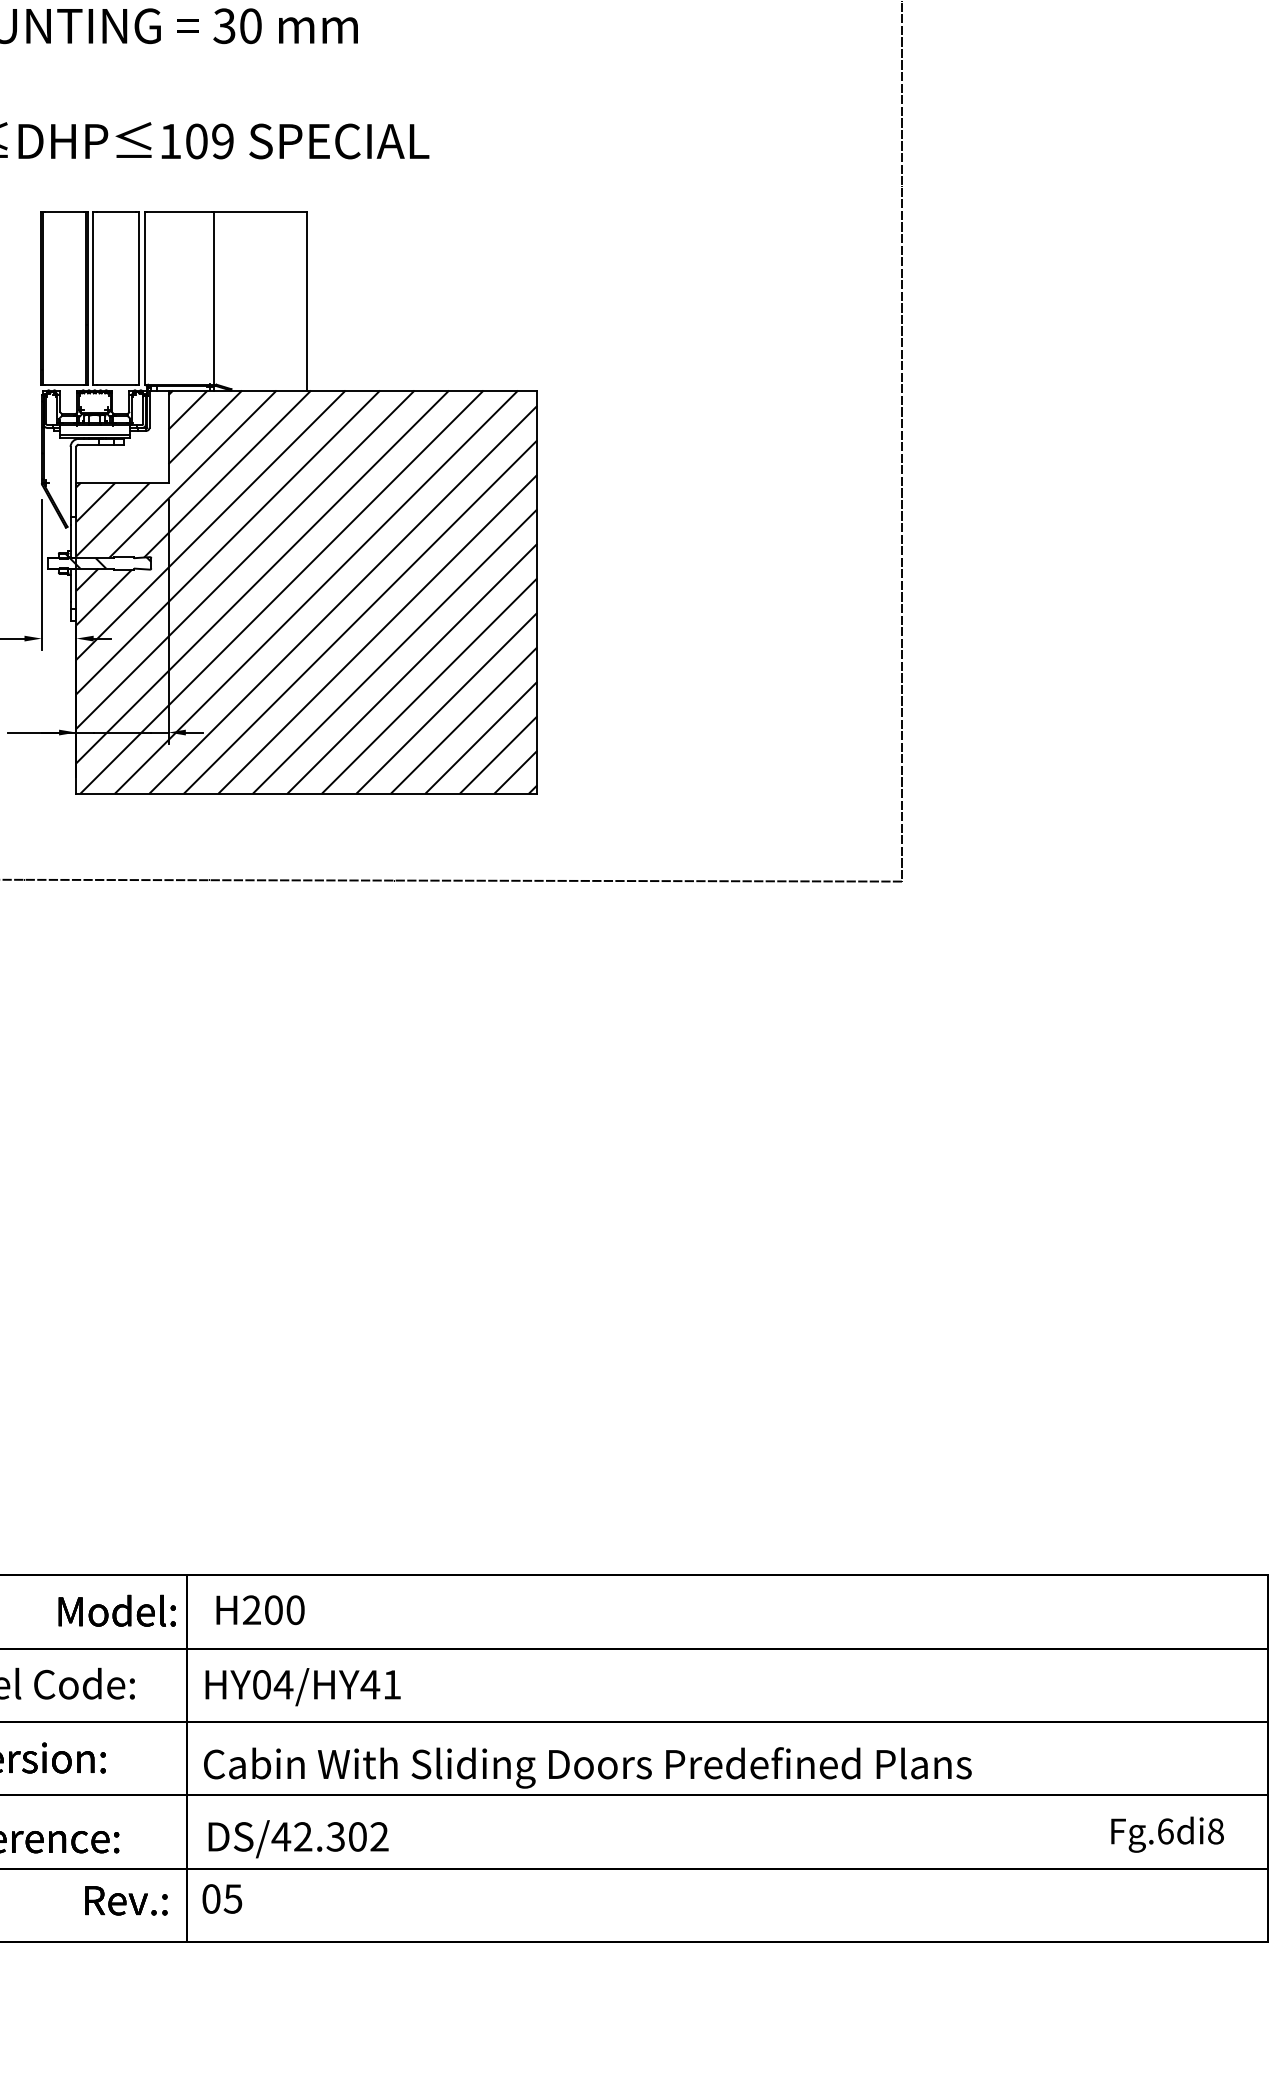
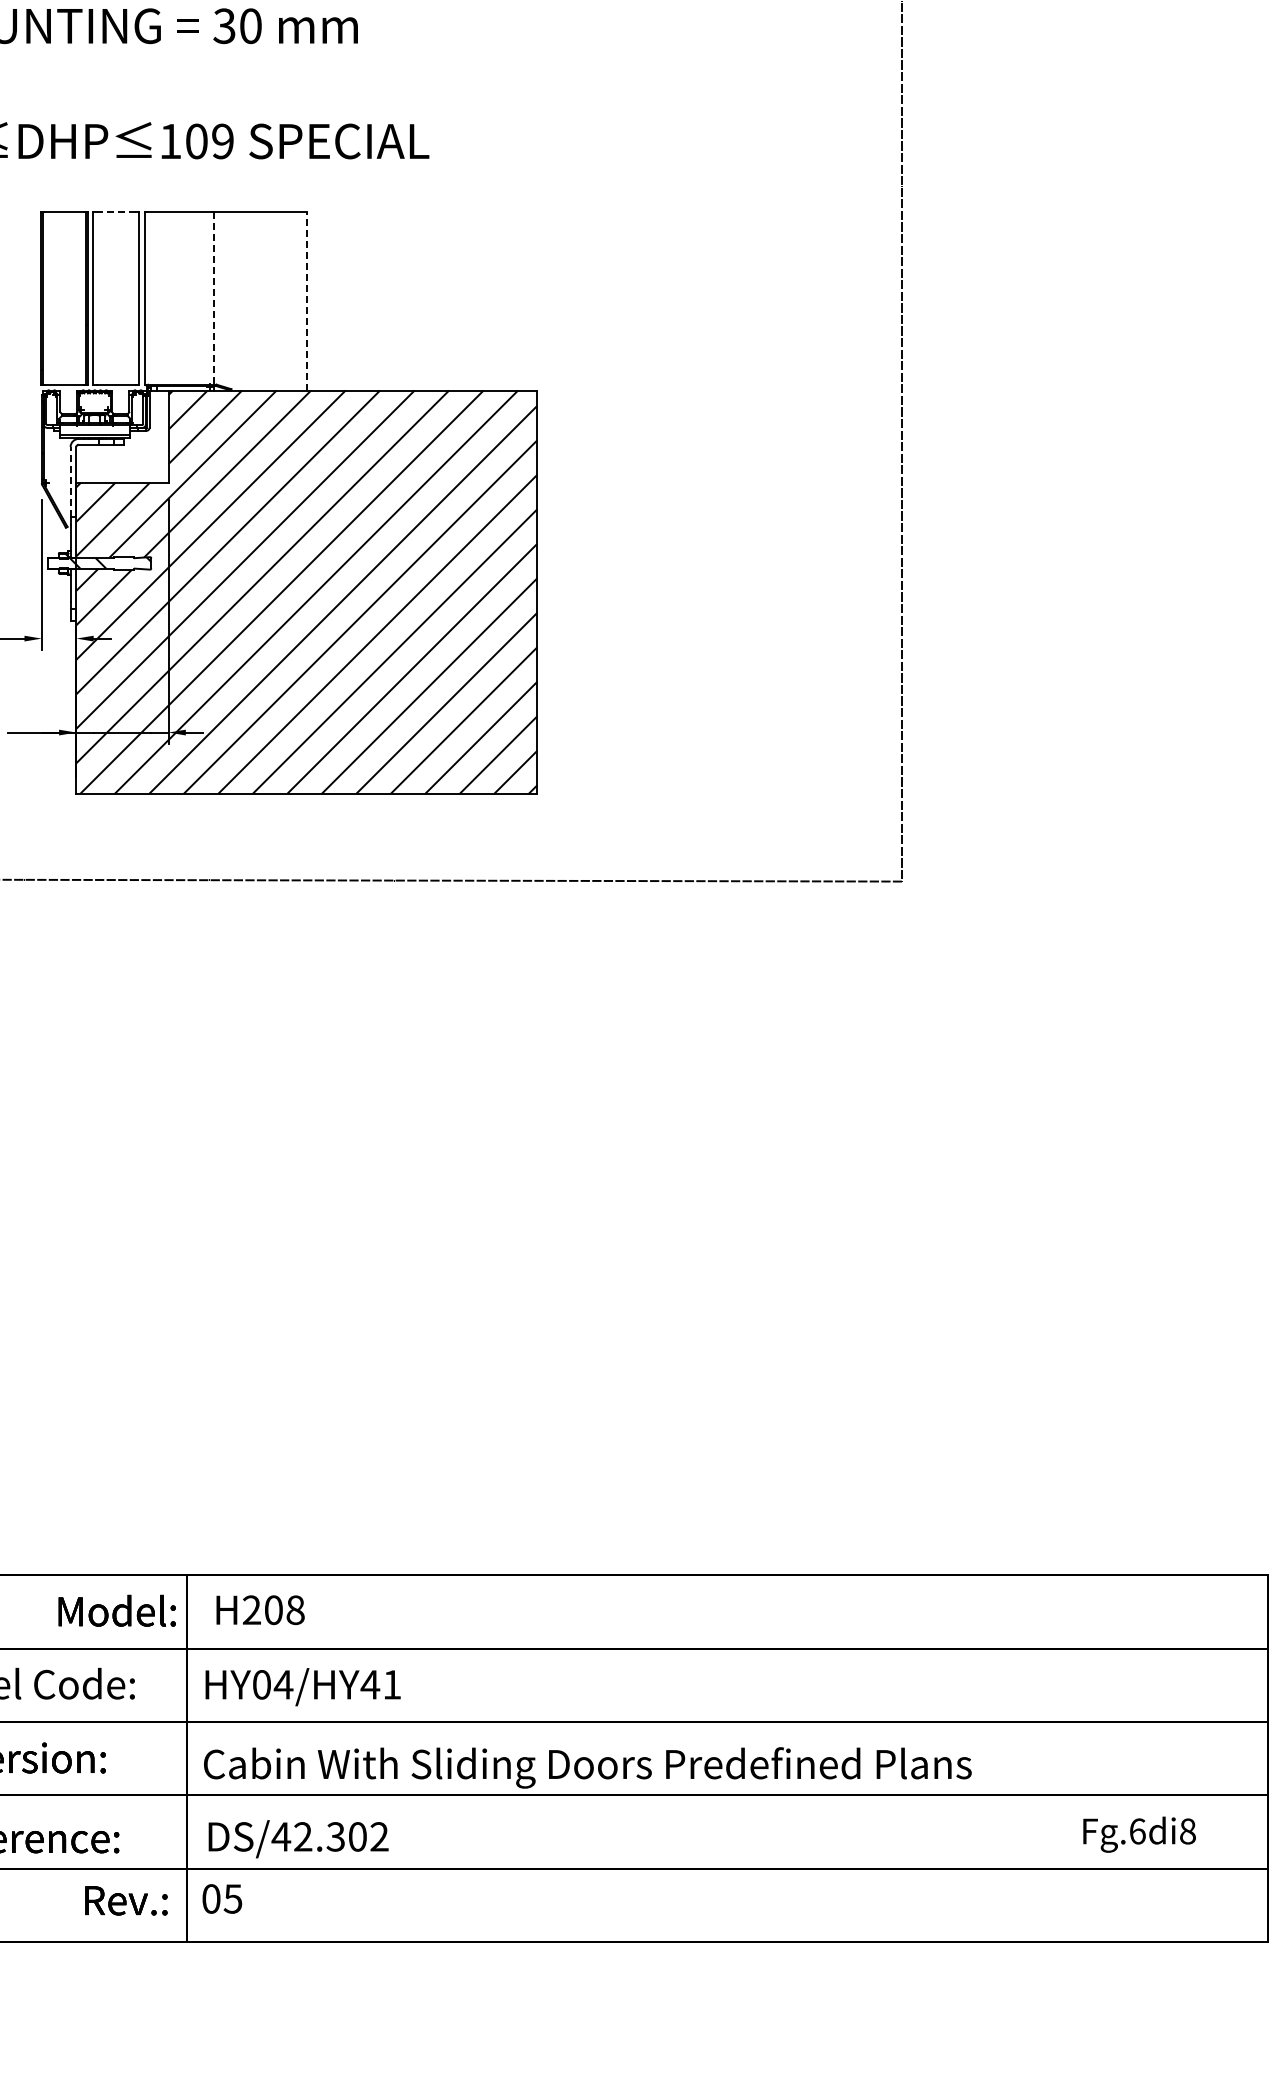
line: solid -> dashed (115, 211)
line: solid -> dashed (214, 298)
line: solid -> dashed (306, 300)
line: solid -> dashed (70, 481)
text: H200 -> H208 (295, 1609)
text position: (1167, 1834) -> (1139, 1834) (1139, 1834)
